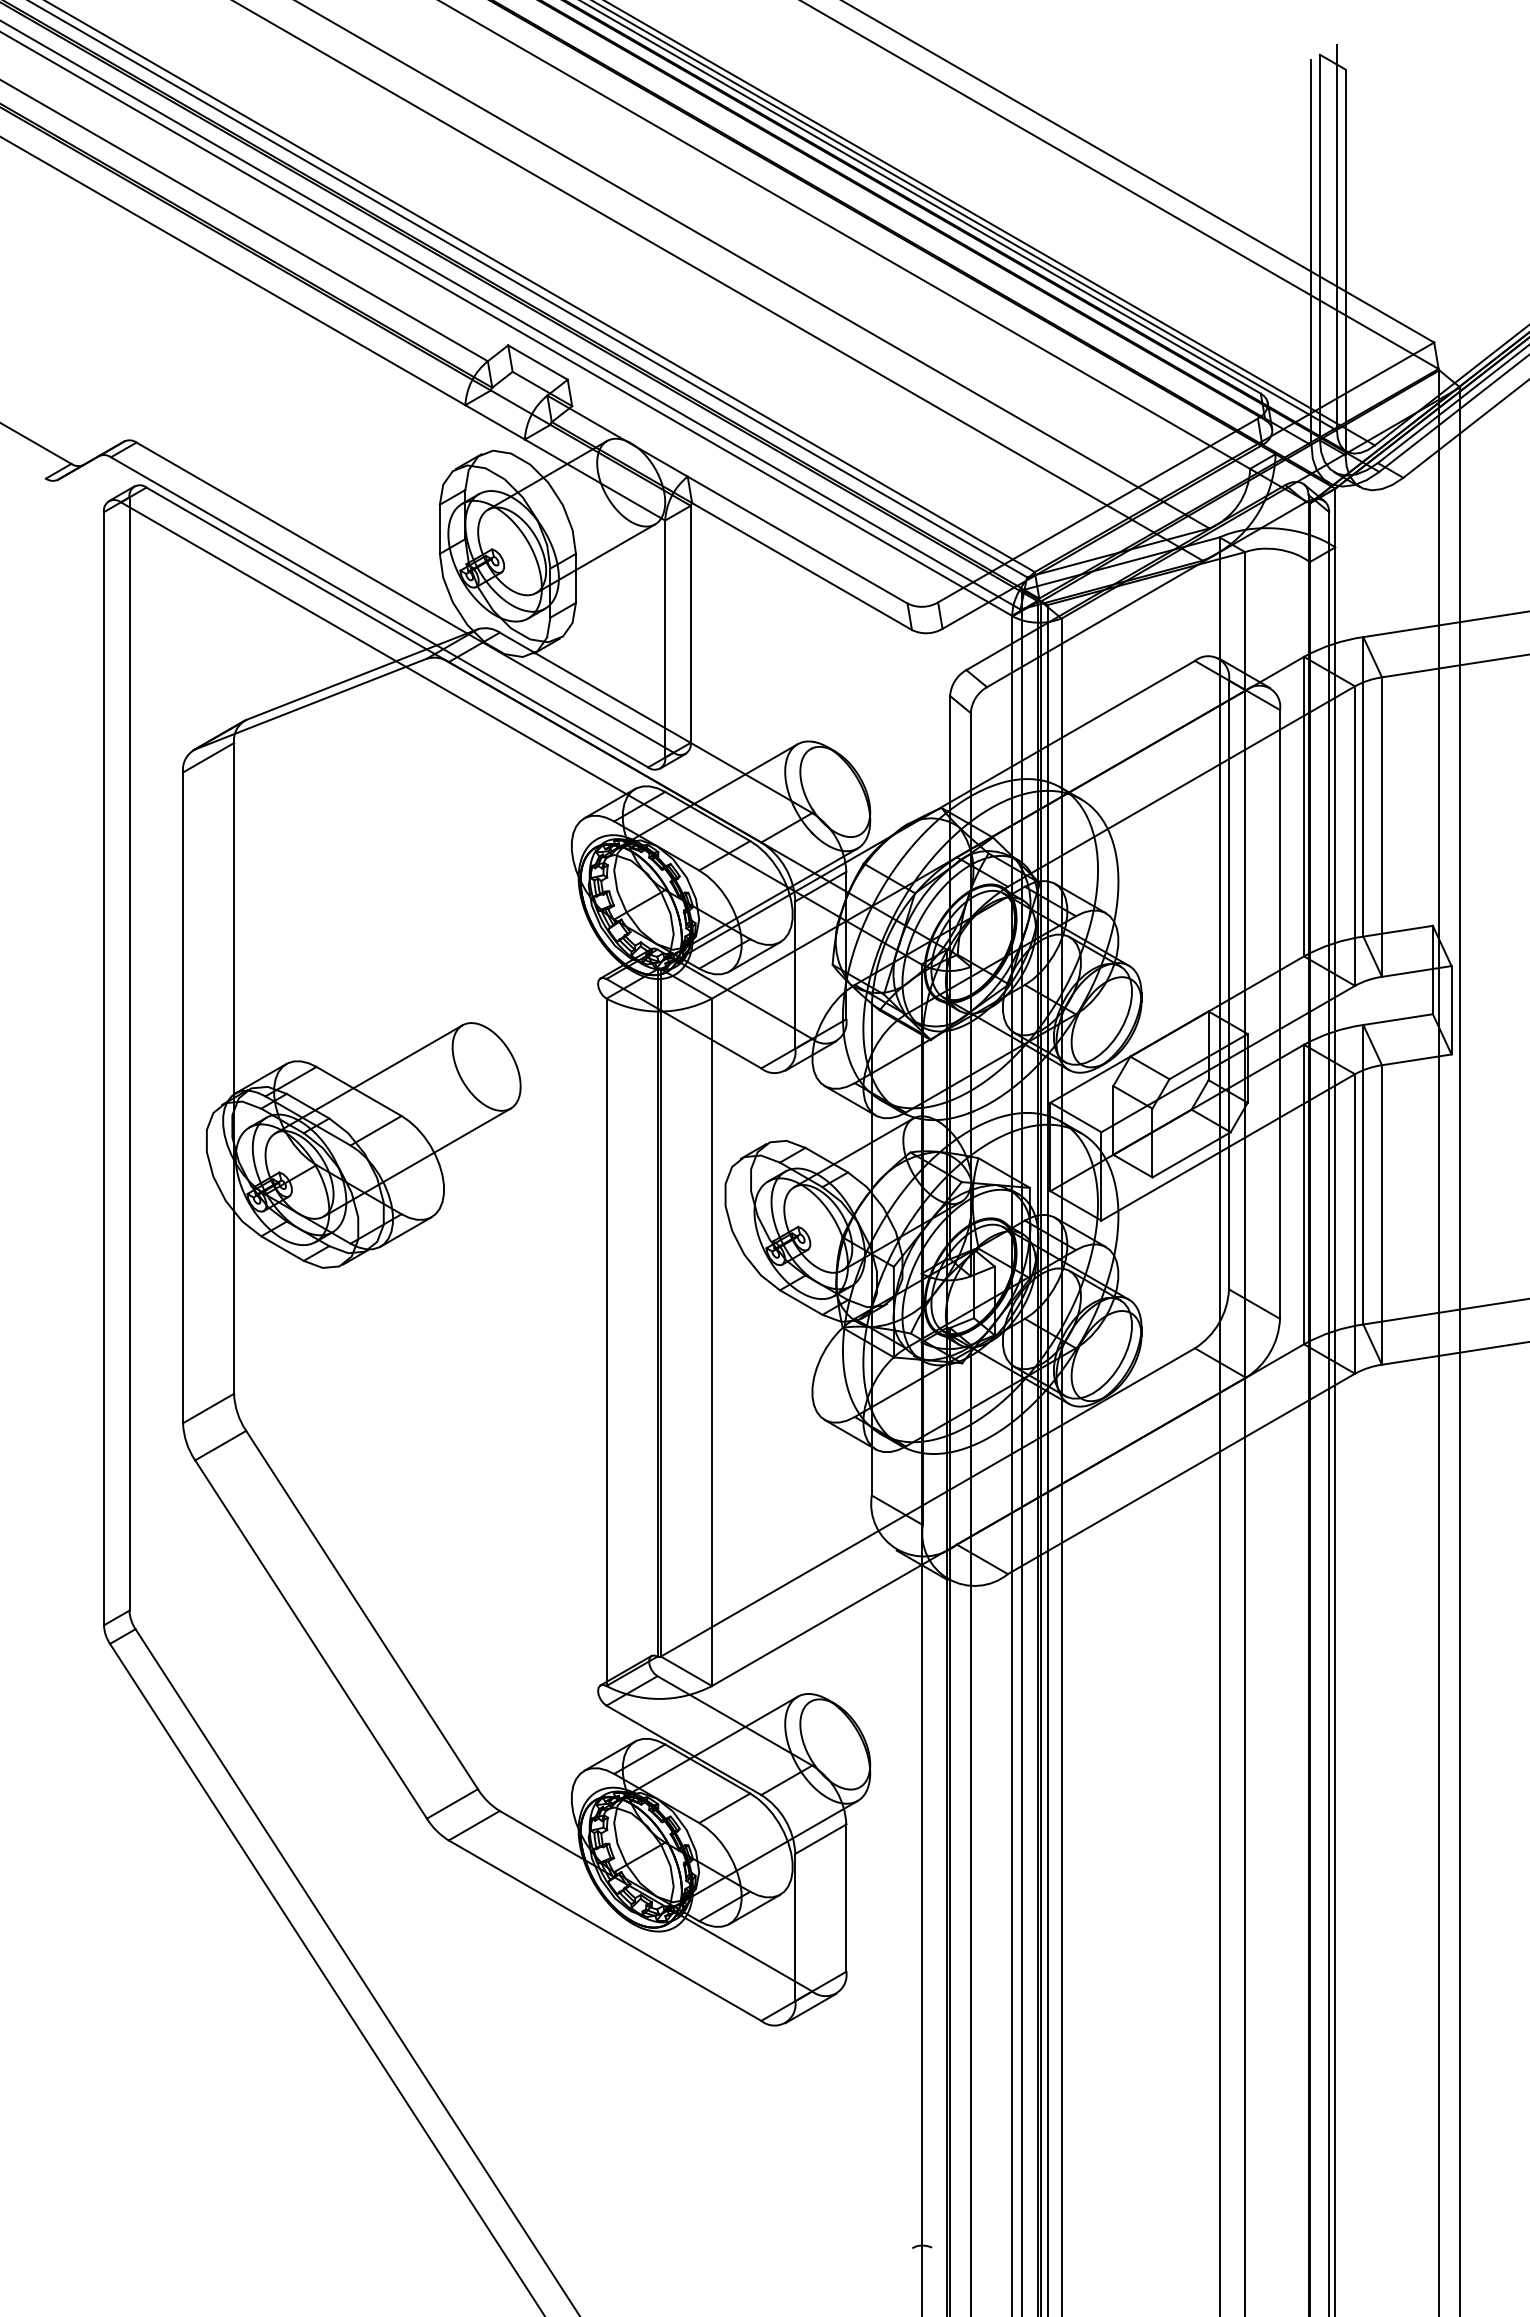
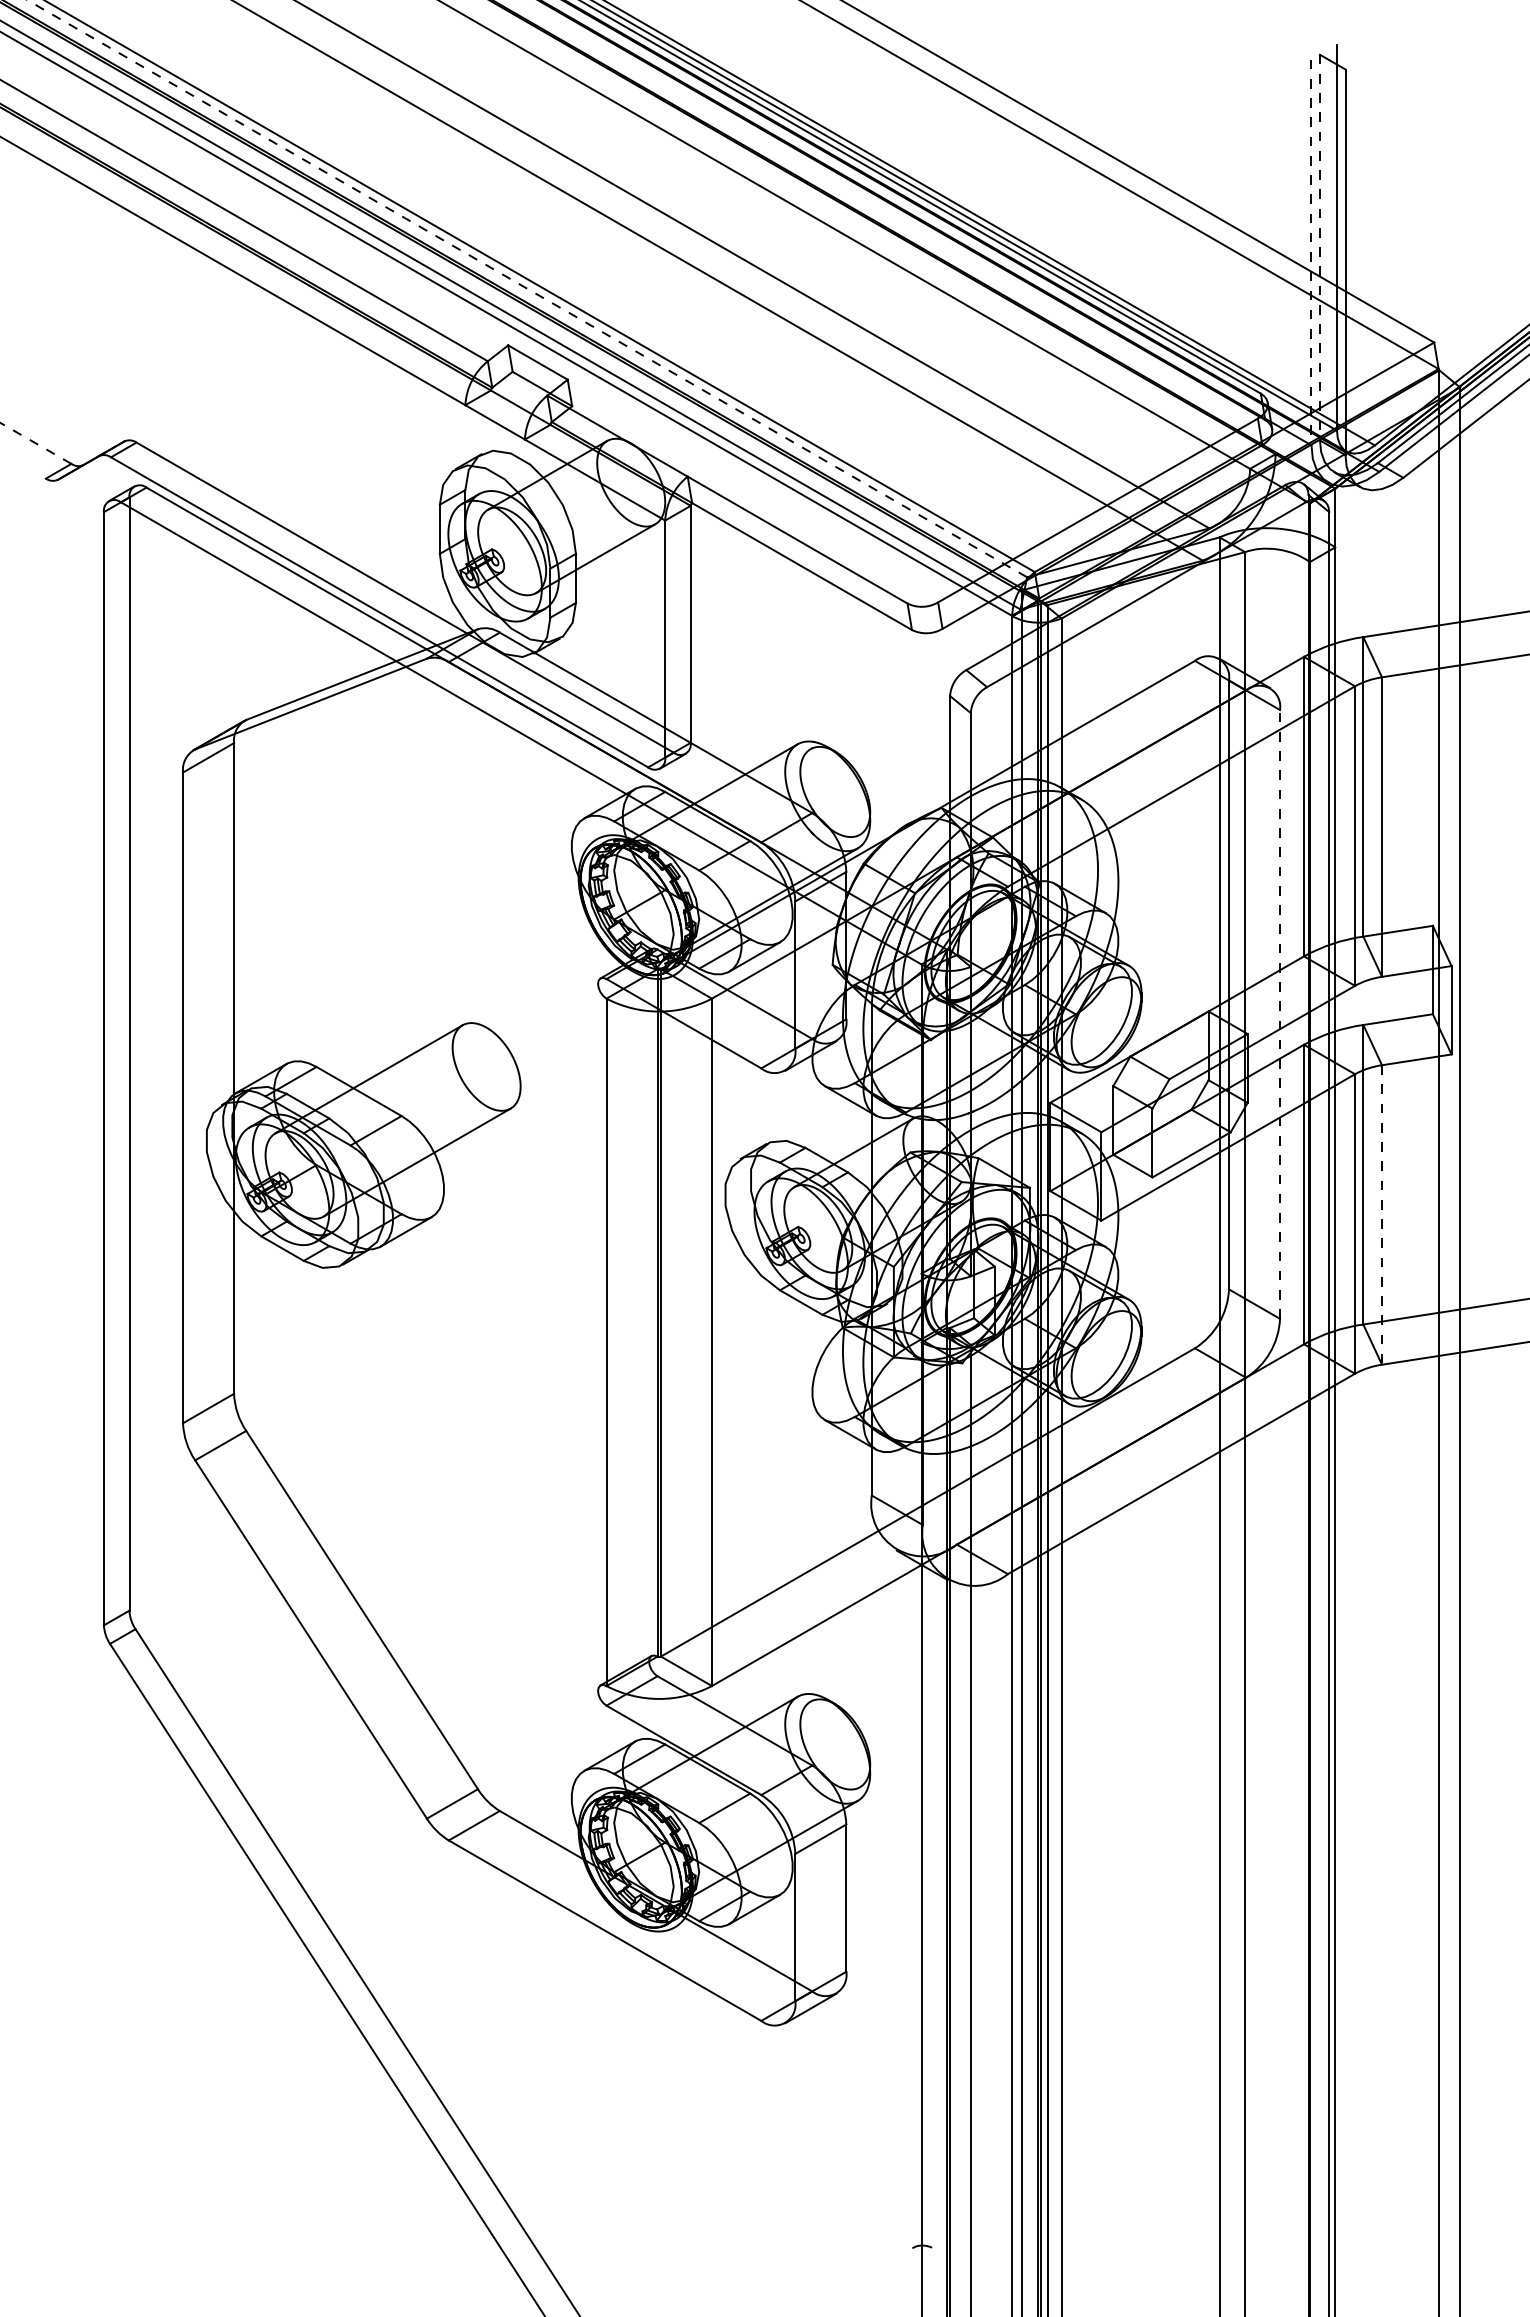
line: solid -> dashed (1319, 247)
line: solid -> dashed (1311, 252)
line: solid -> dashed (526, 288)
line: solid -> dashed (35, 443)
line: solid -> dashed (1280, 1013)
line: solid -> dashed (1382, 1214)
